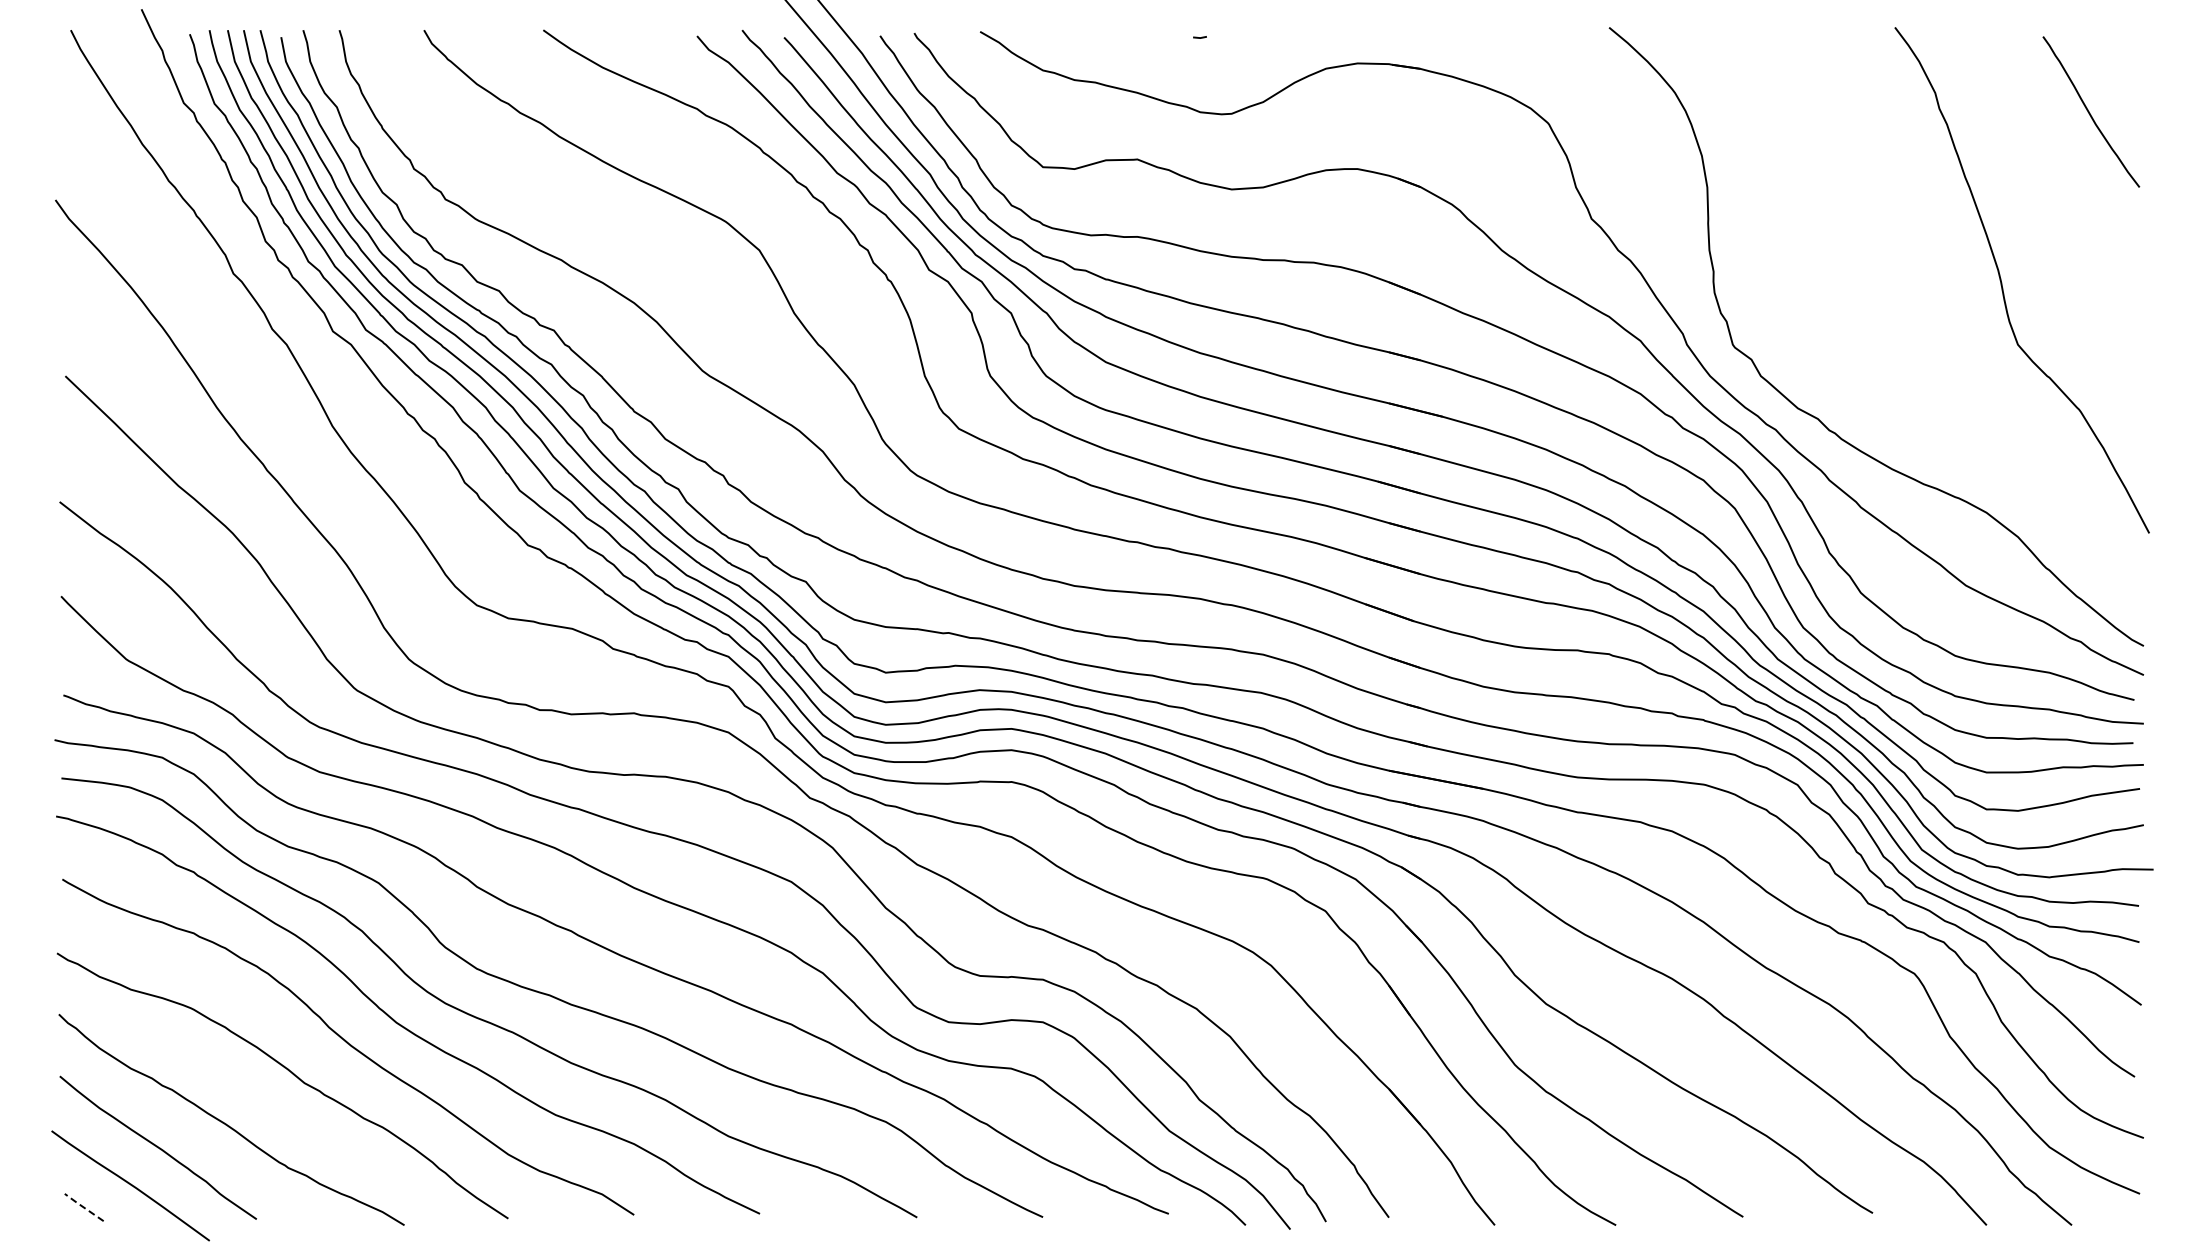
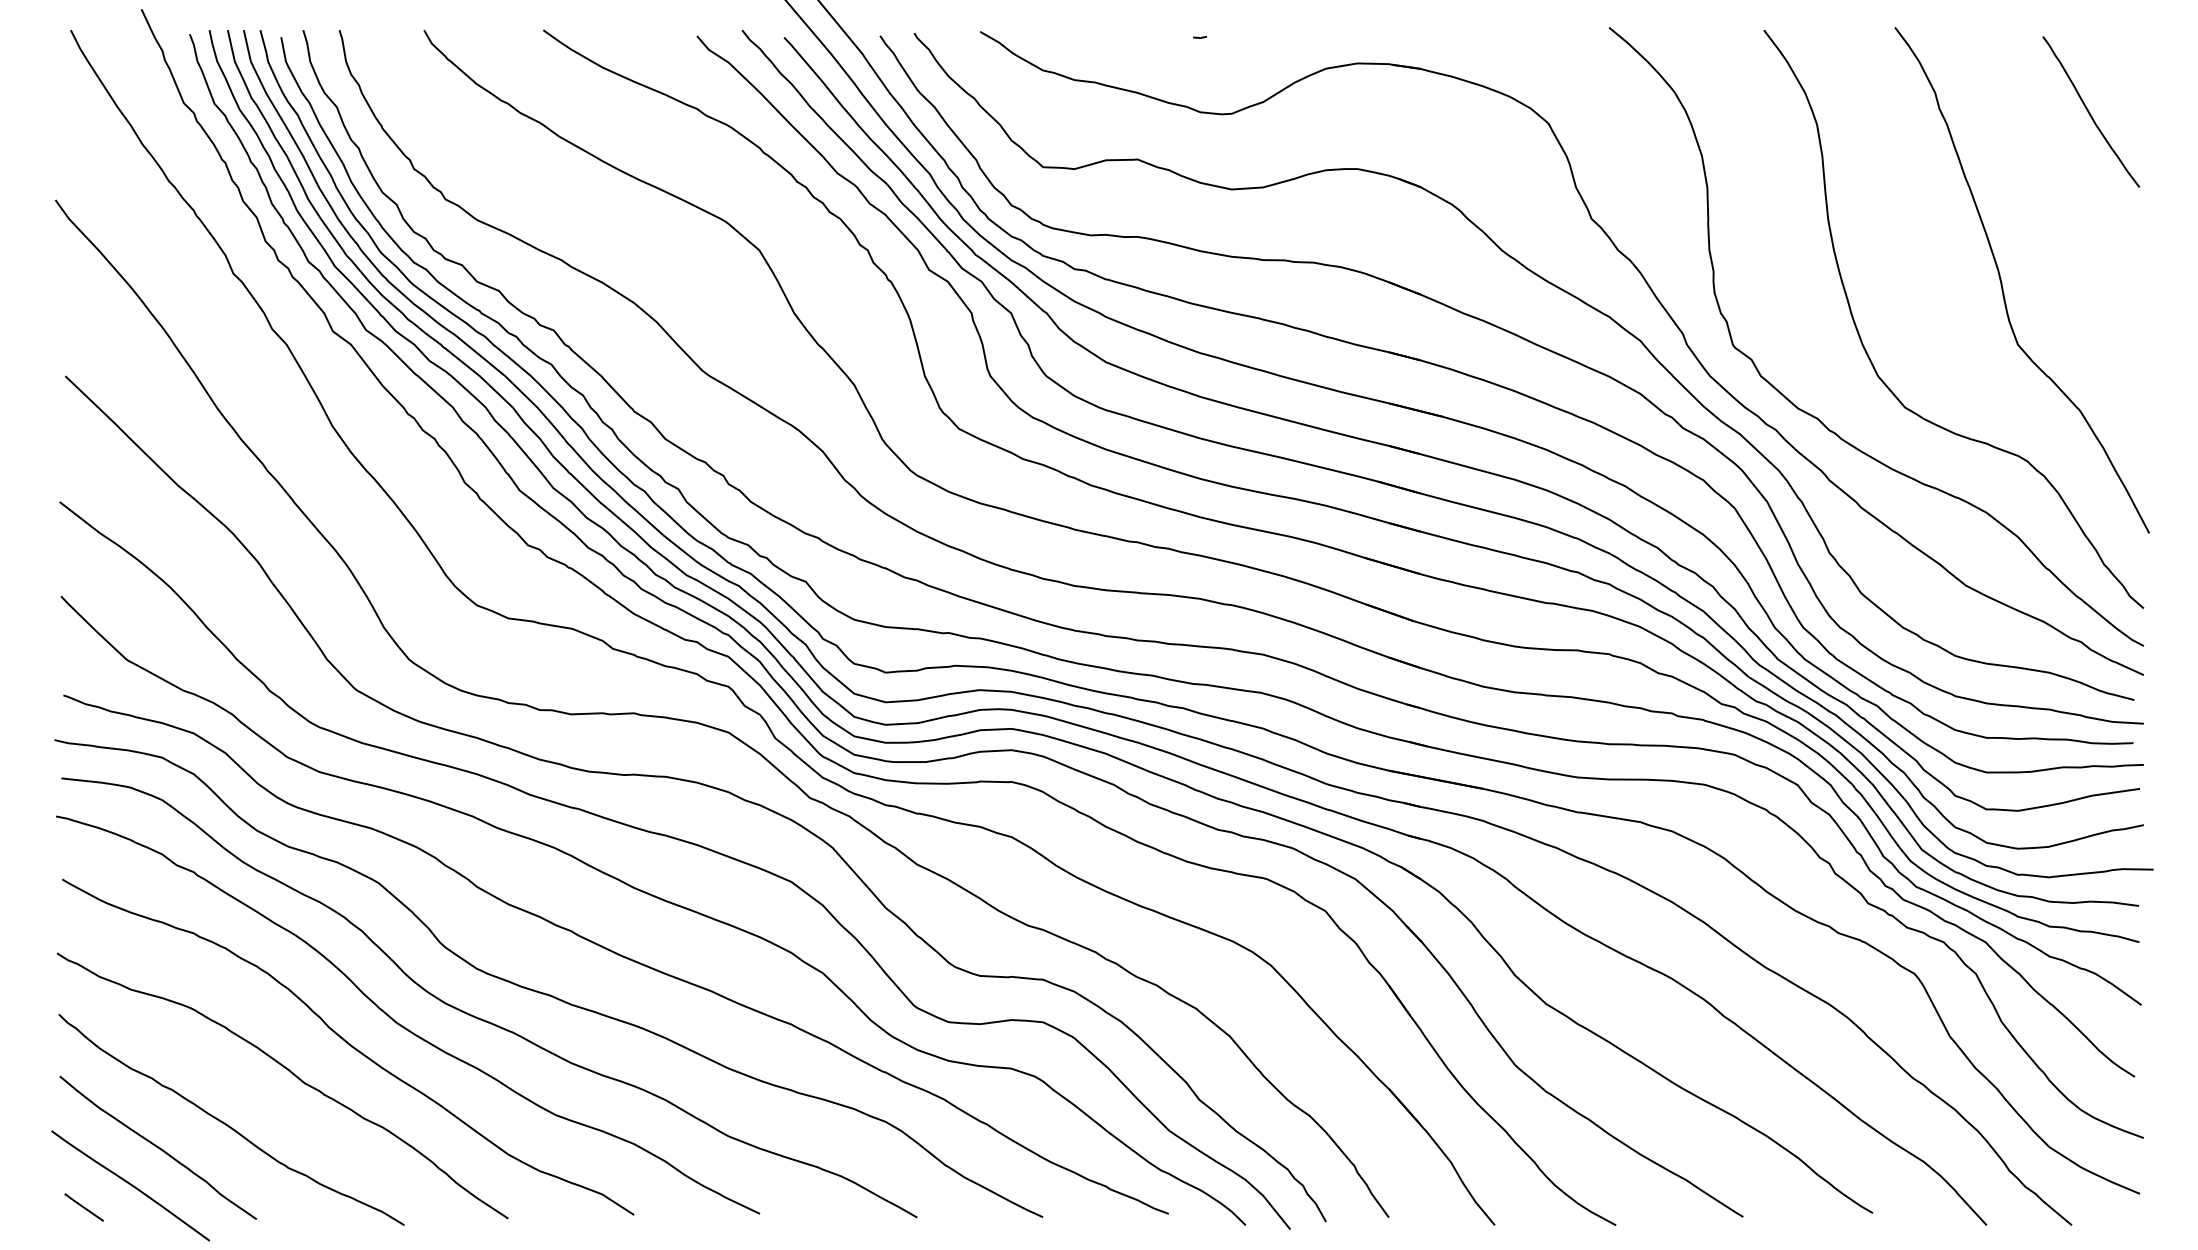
curve: none -> present (1871, 360)
line: dashed -> solid (83, 1207)
